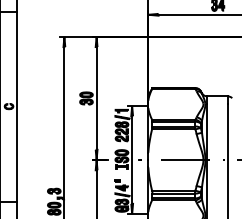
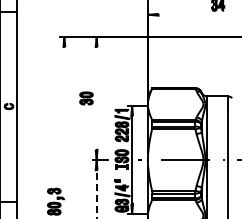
line: present -> none (198, 14)
line: present -> none (96, 98)
line: present -> none (64, 131)
line: solid -> dashed (96, 194)
